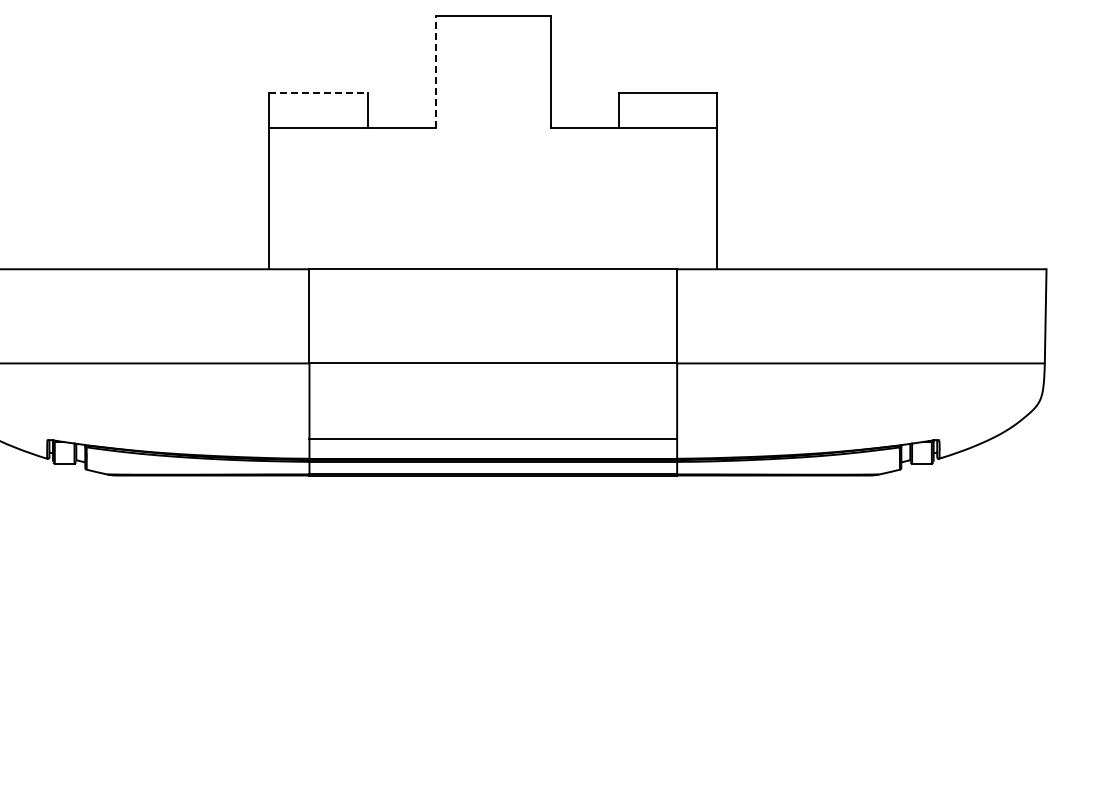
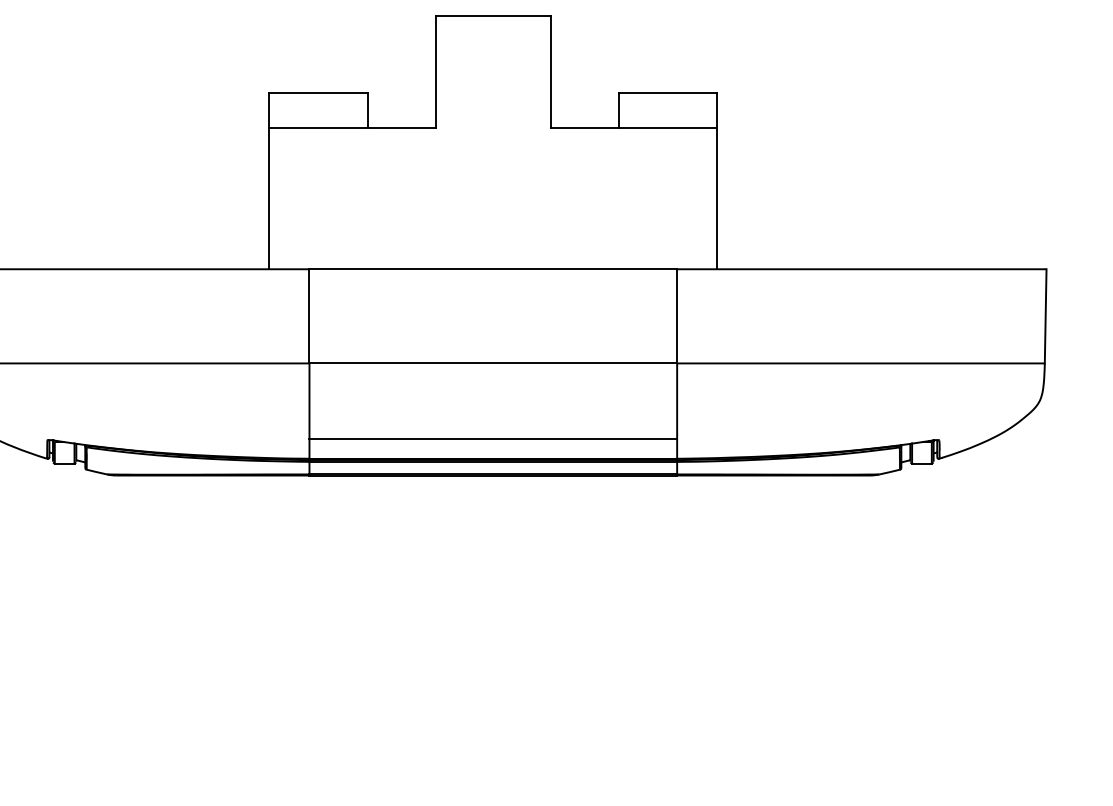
line: dashed -> solid (436, 71)
line: dashed -> solid (318, 92)
